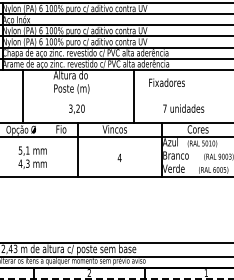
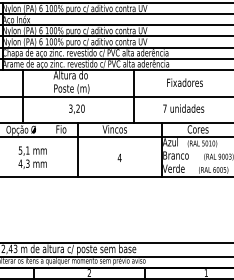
text position: (166, 82) -> (184, 82) (184, 82)
line: none -> present (116, 96)
line: dashed -> solid (116, 279)
